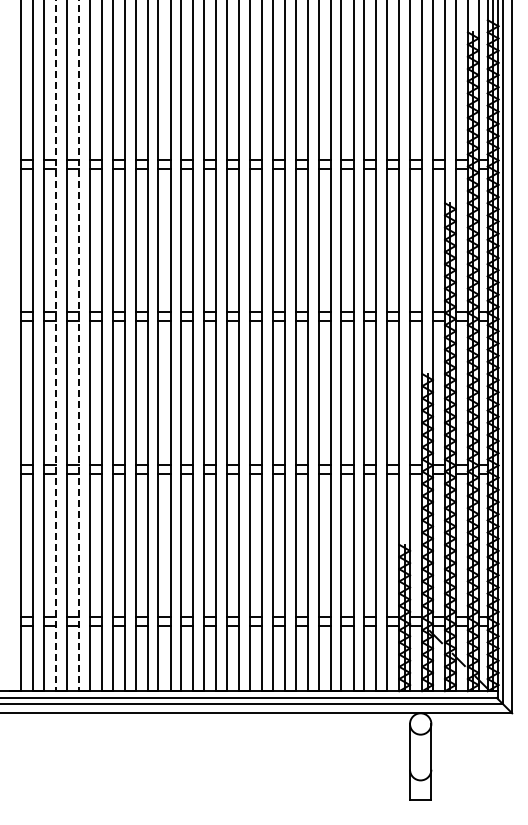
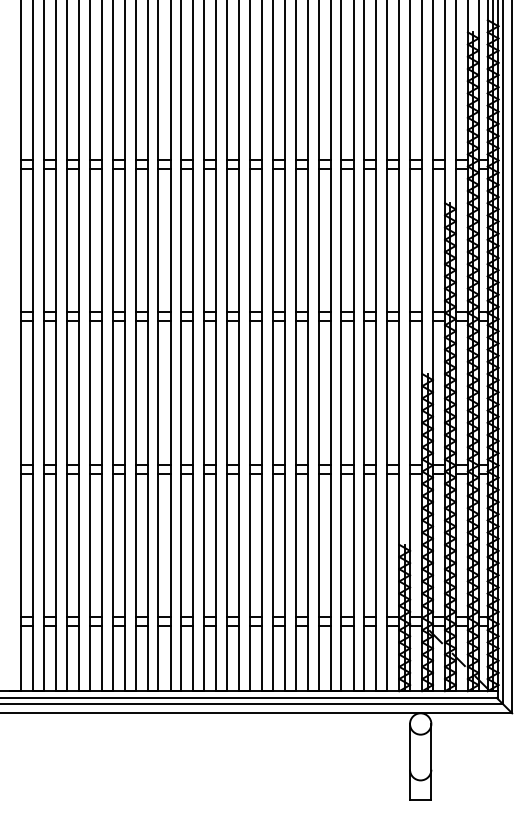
line: dashed -> solid (56, 346)
line: dashed -> solid (79, 346)
